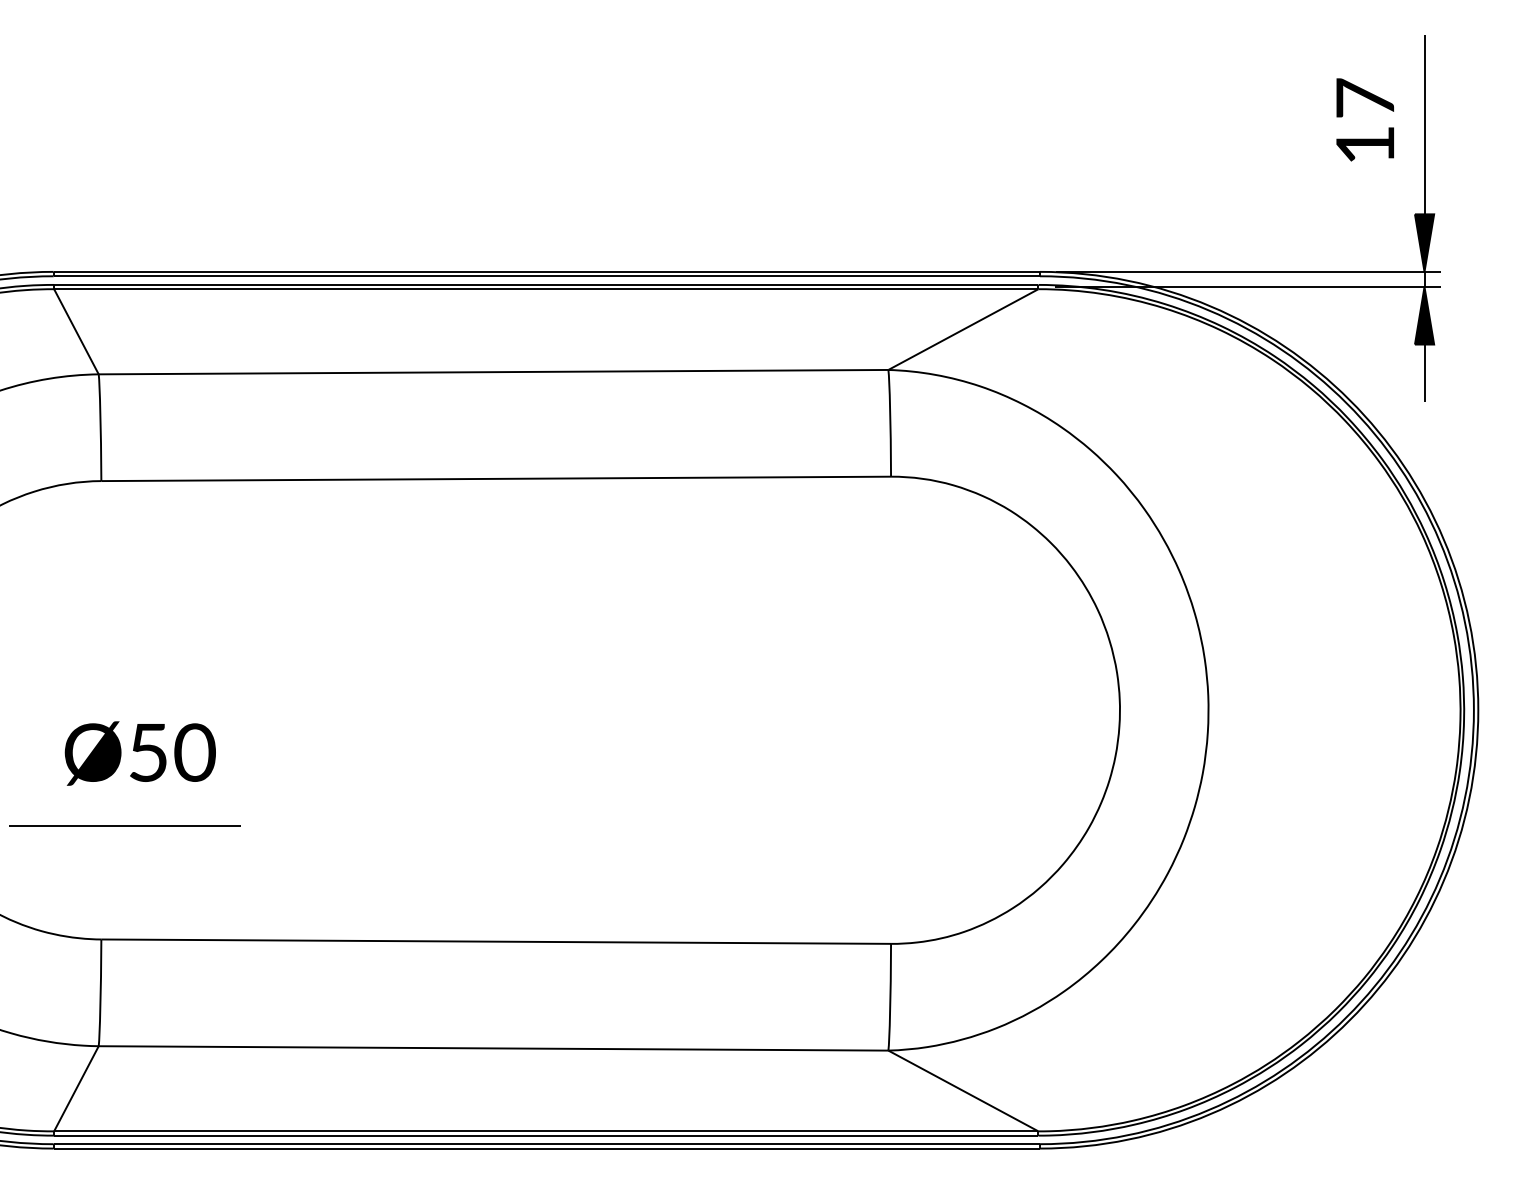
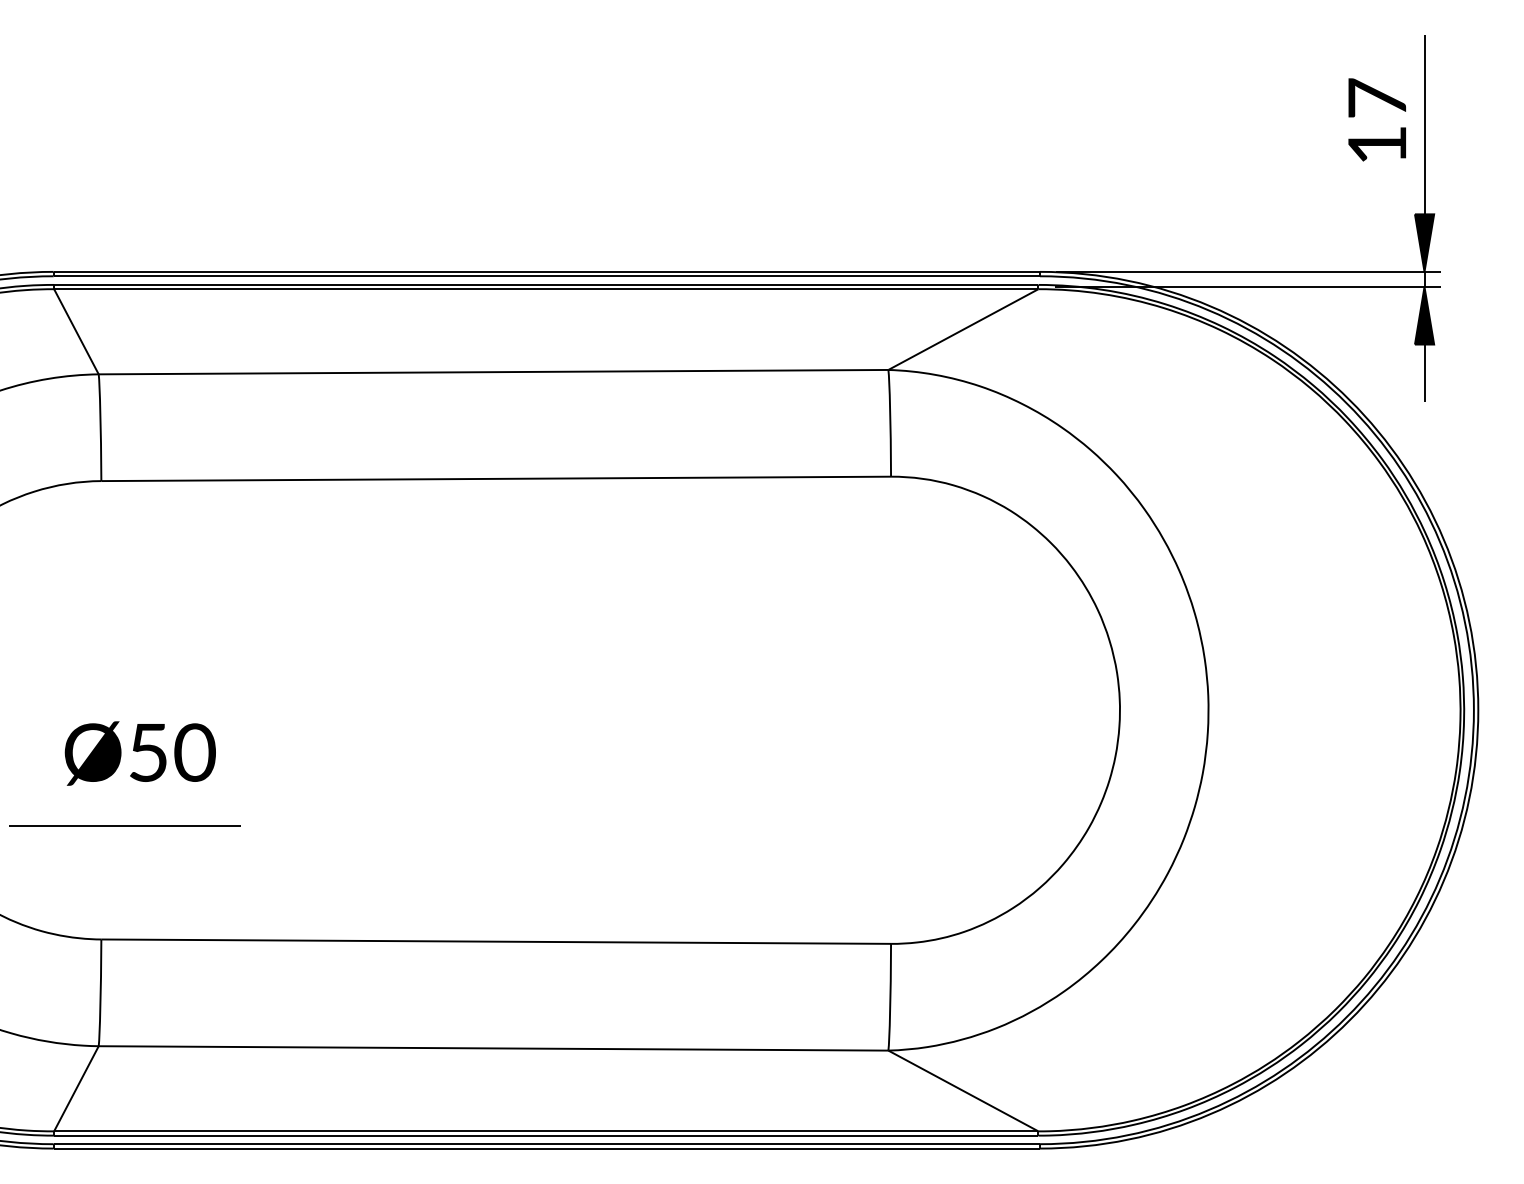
text position: (1364, 119) -> (1376, 119) (1376, 119)
